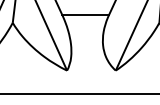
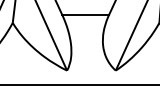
line position: (79, 93) -> (79, 84) (79, 84)
